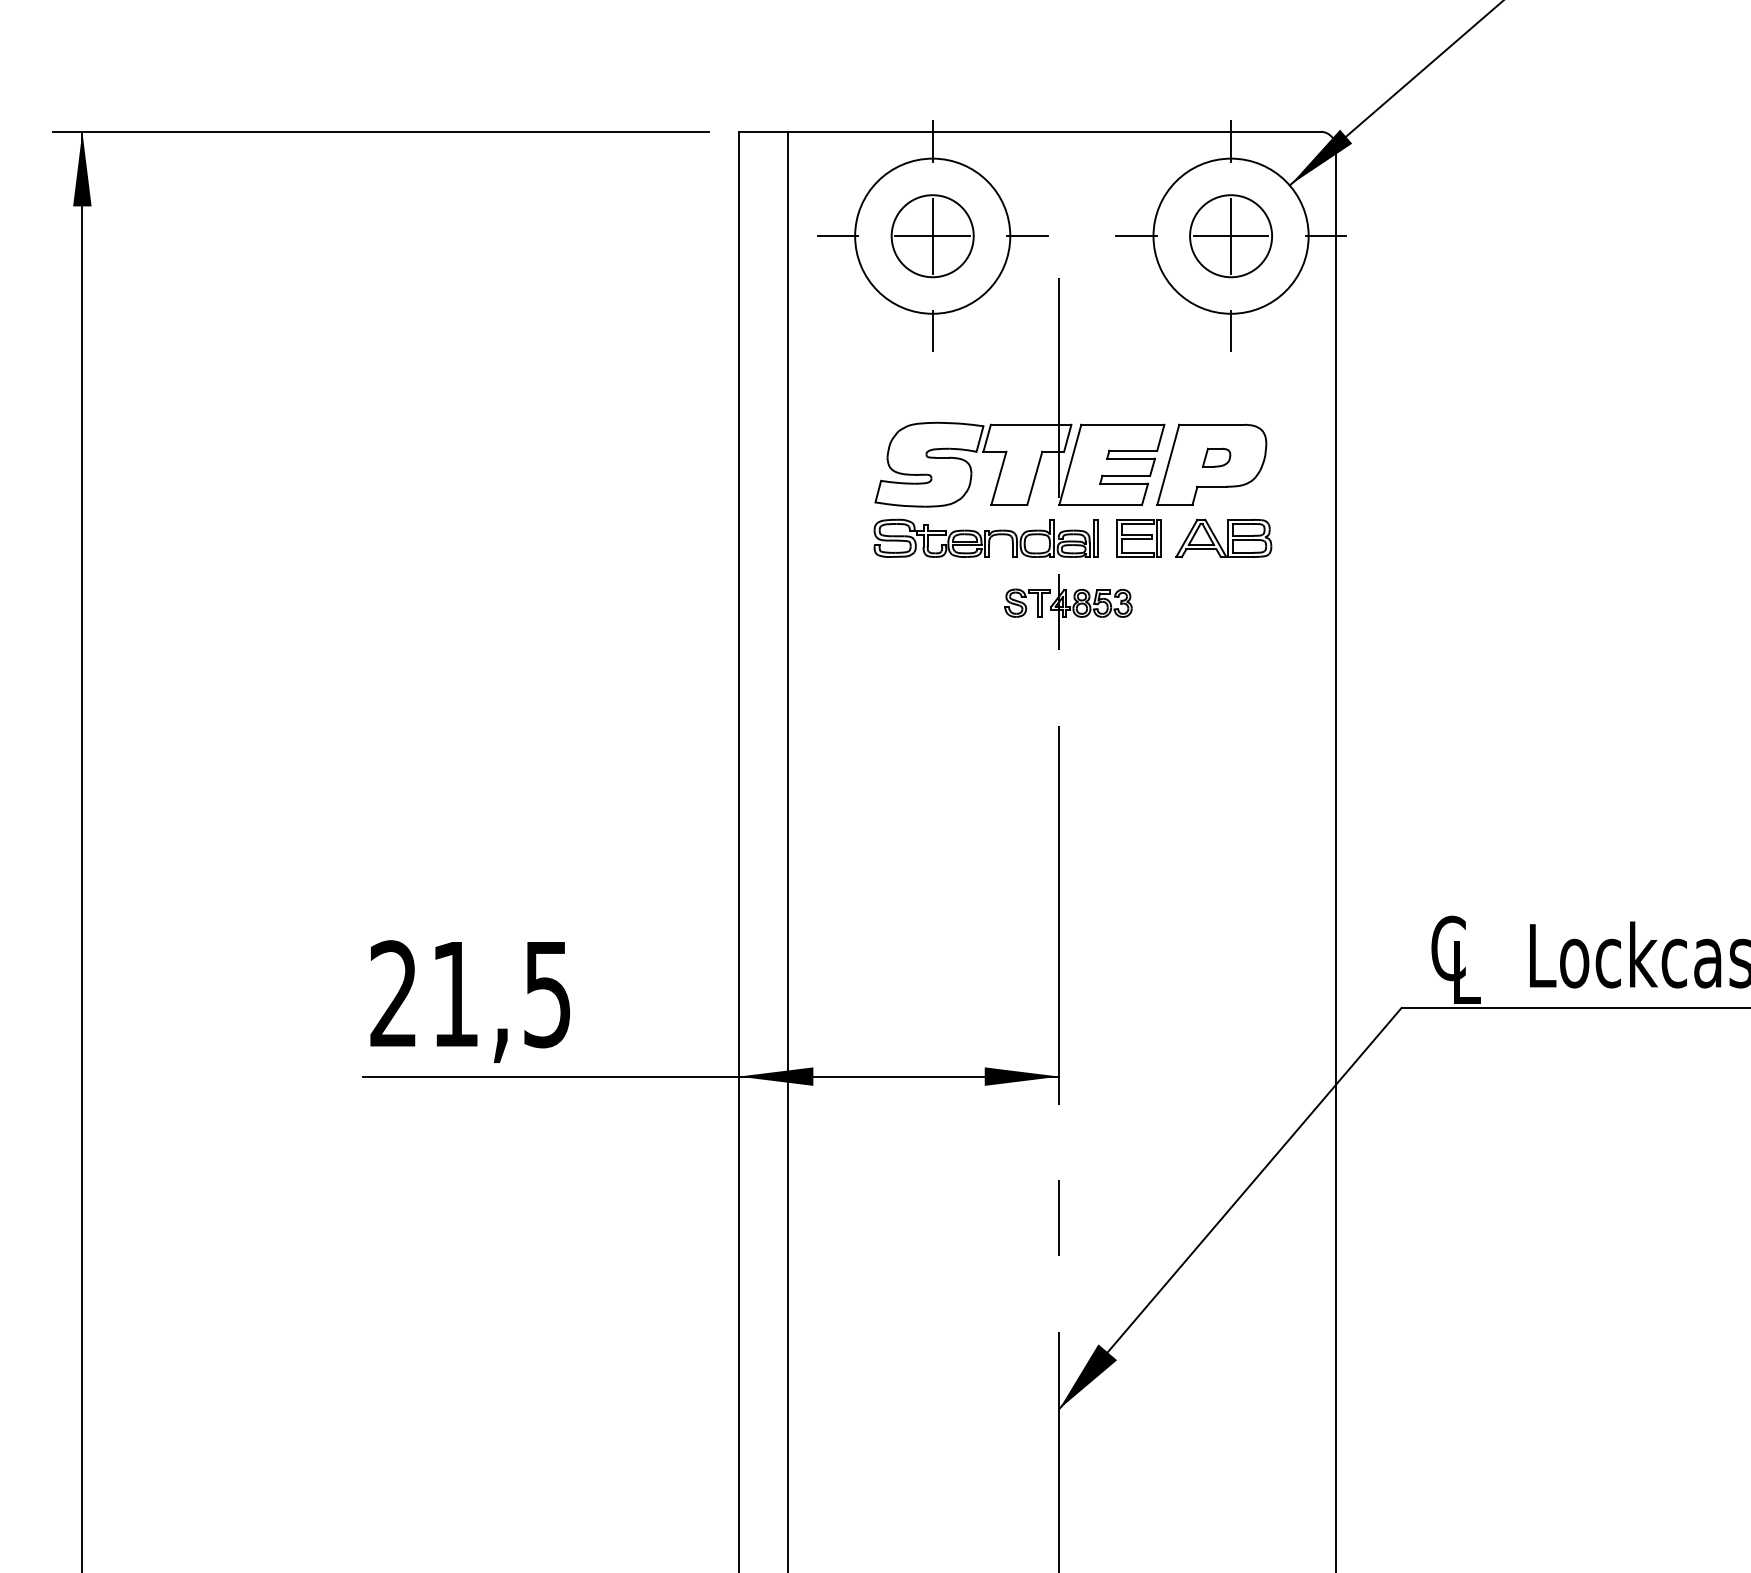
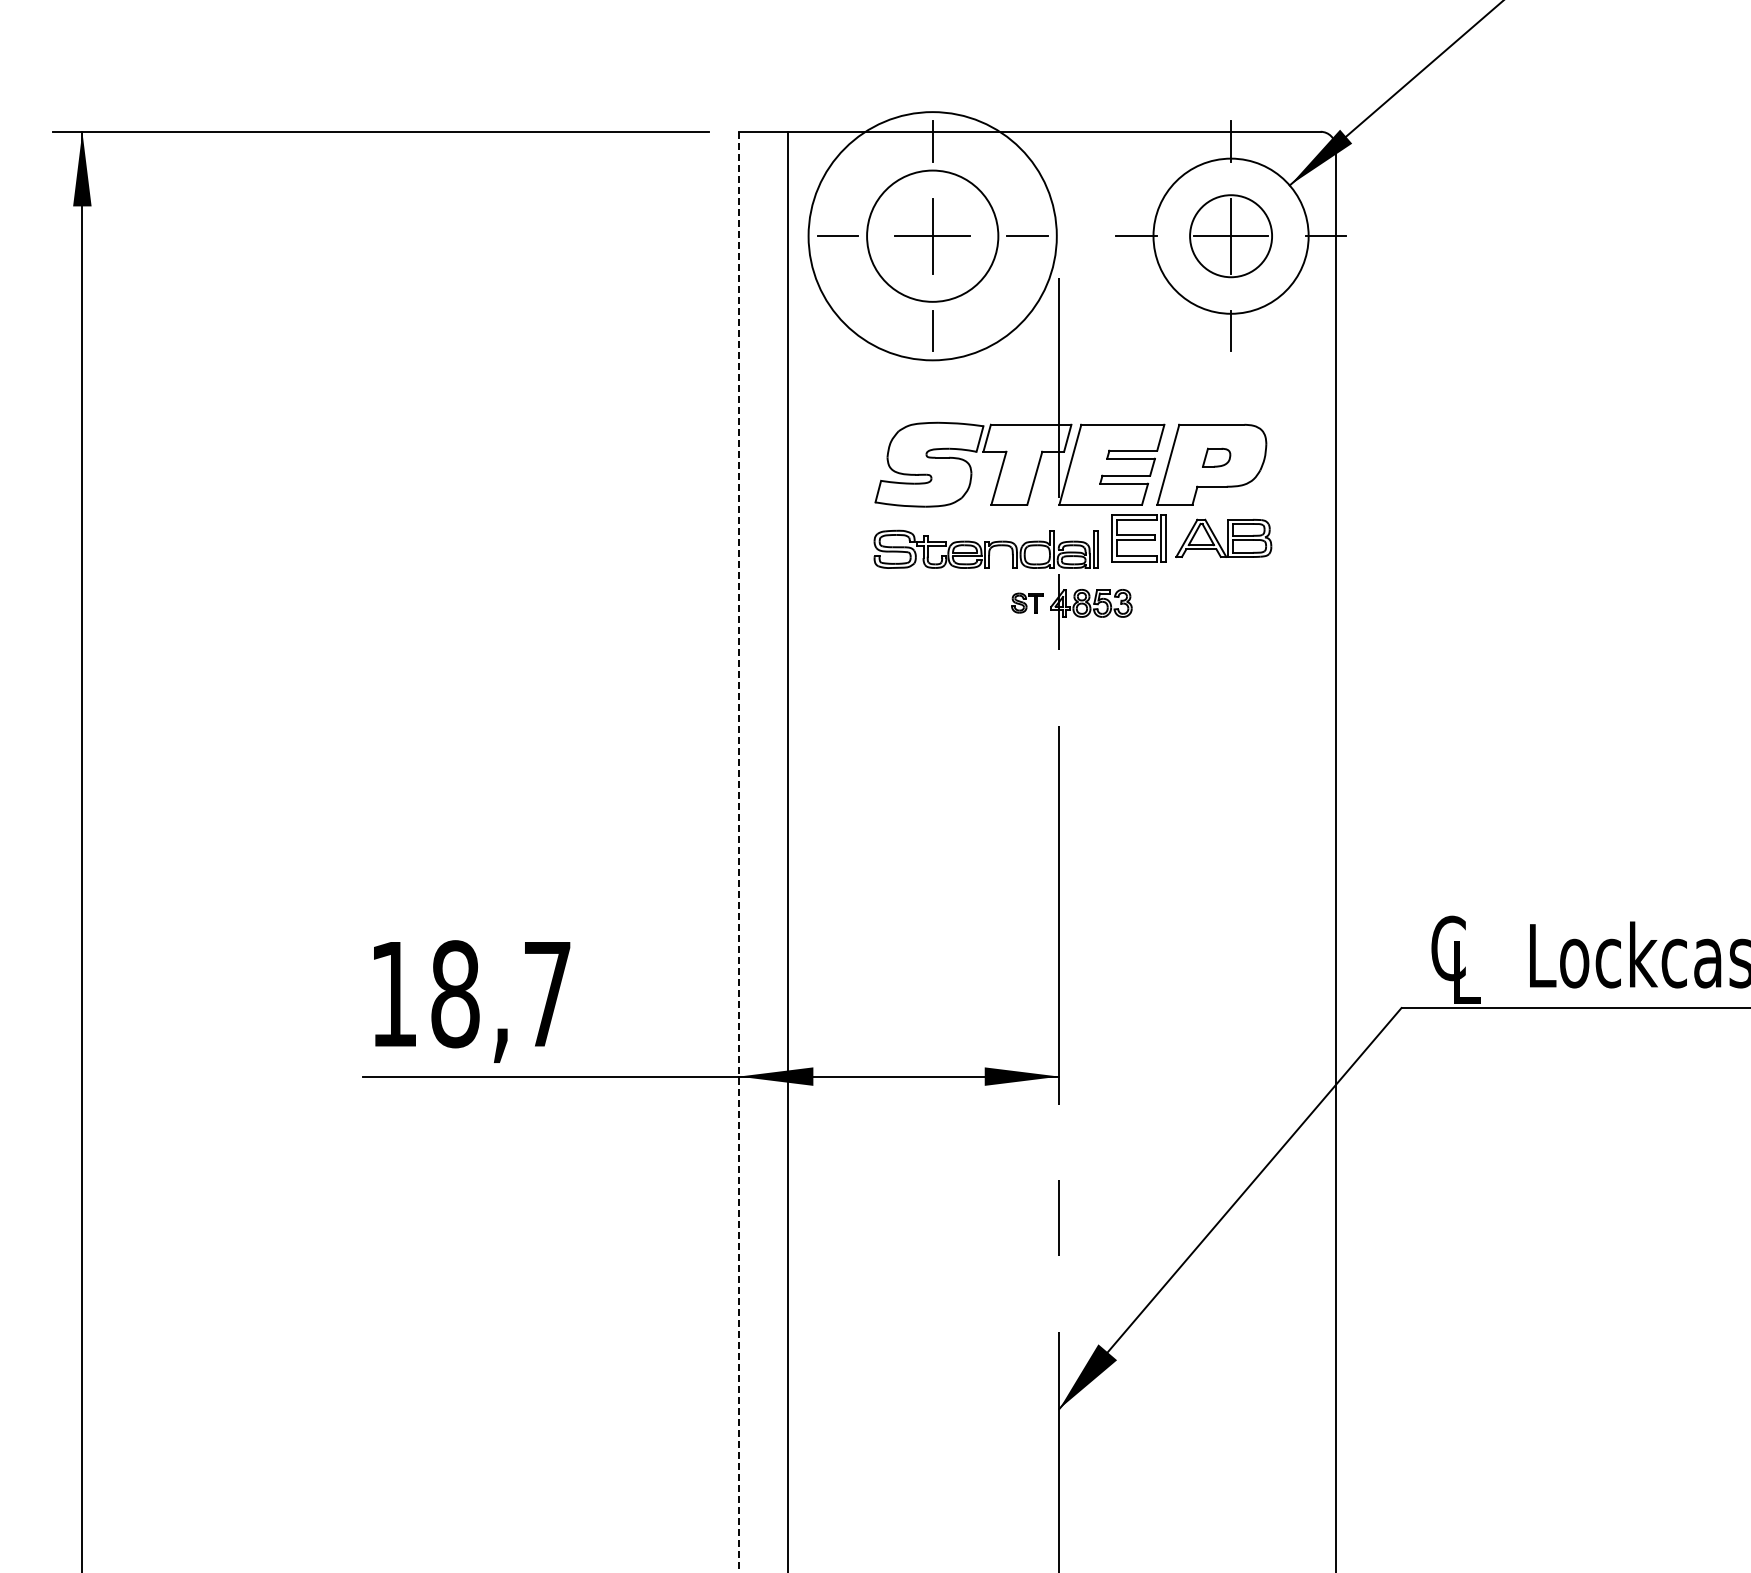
circle diameter: 155 px -> 248 px (932, 236)
circle diameter: 82 px -> 131 px (932, 235)
part position: (985, 537) -> (985, 548) (985, 548)
part size: 46x39 px -> 56x49 px (1138, 538)
part size: 47x30 px -> 33x22 px (1027, 602)
line: solid -> dashed (738, 852)
text: 21,5 -> 18,7 (470, 994)
